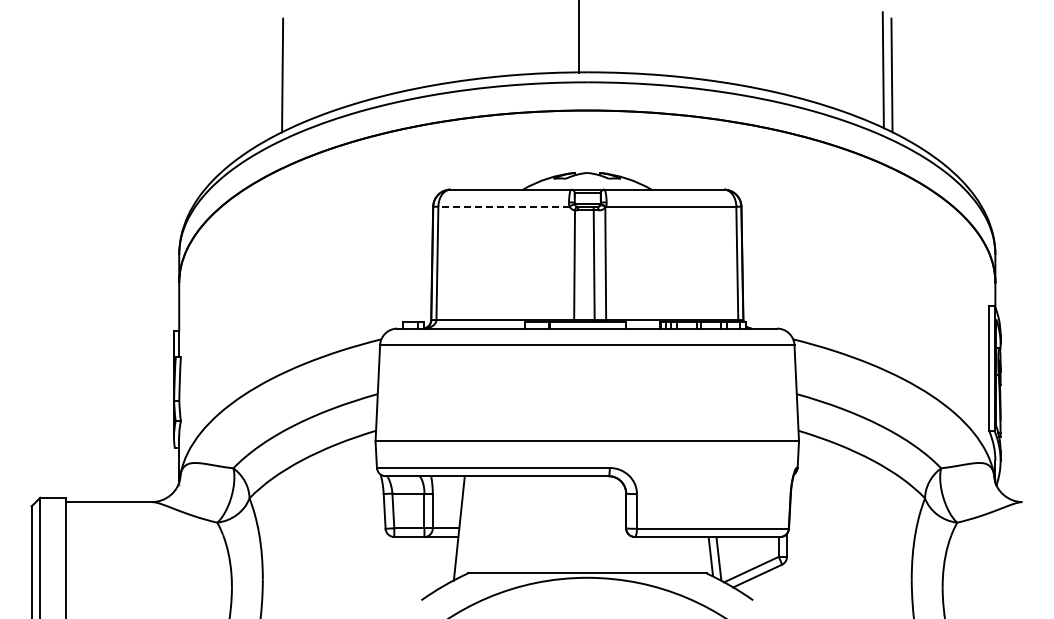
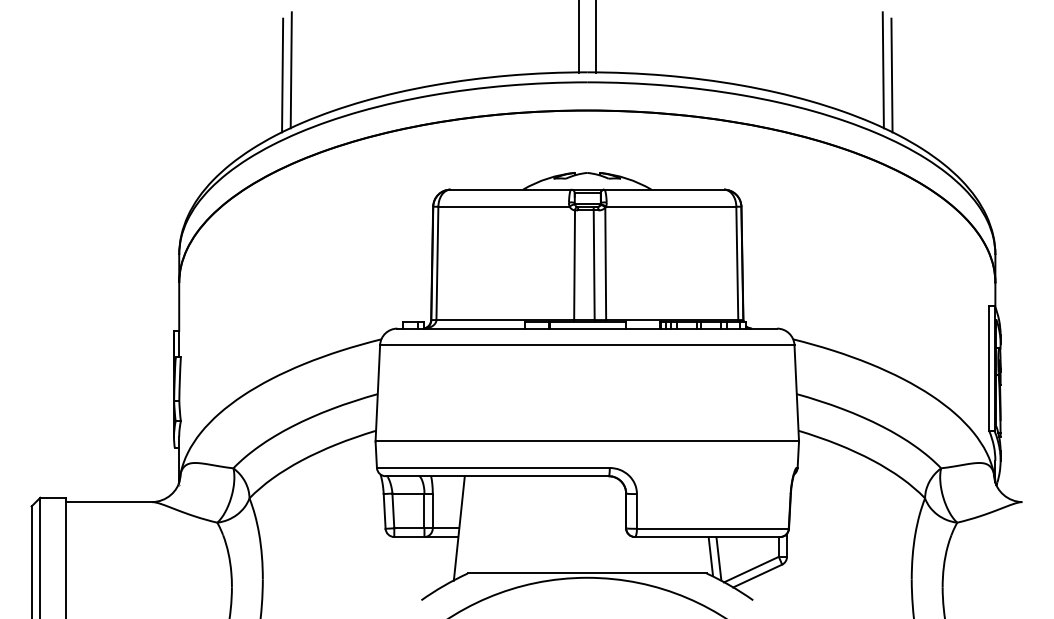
line: none -> present (595, 37)
line: none -> present (290, 70)
line: dashed -> solid (504, 206)
